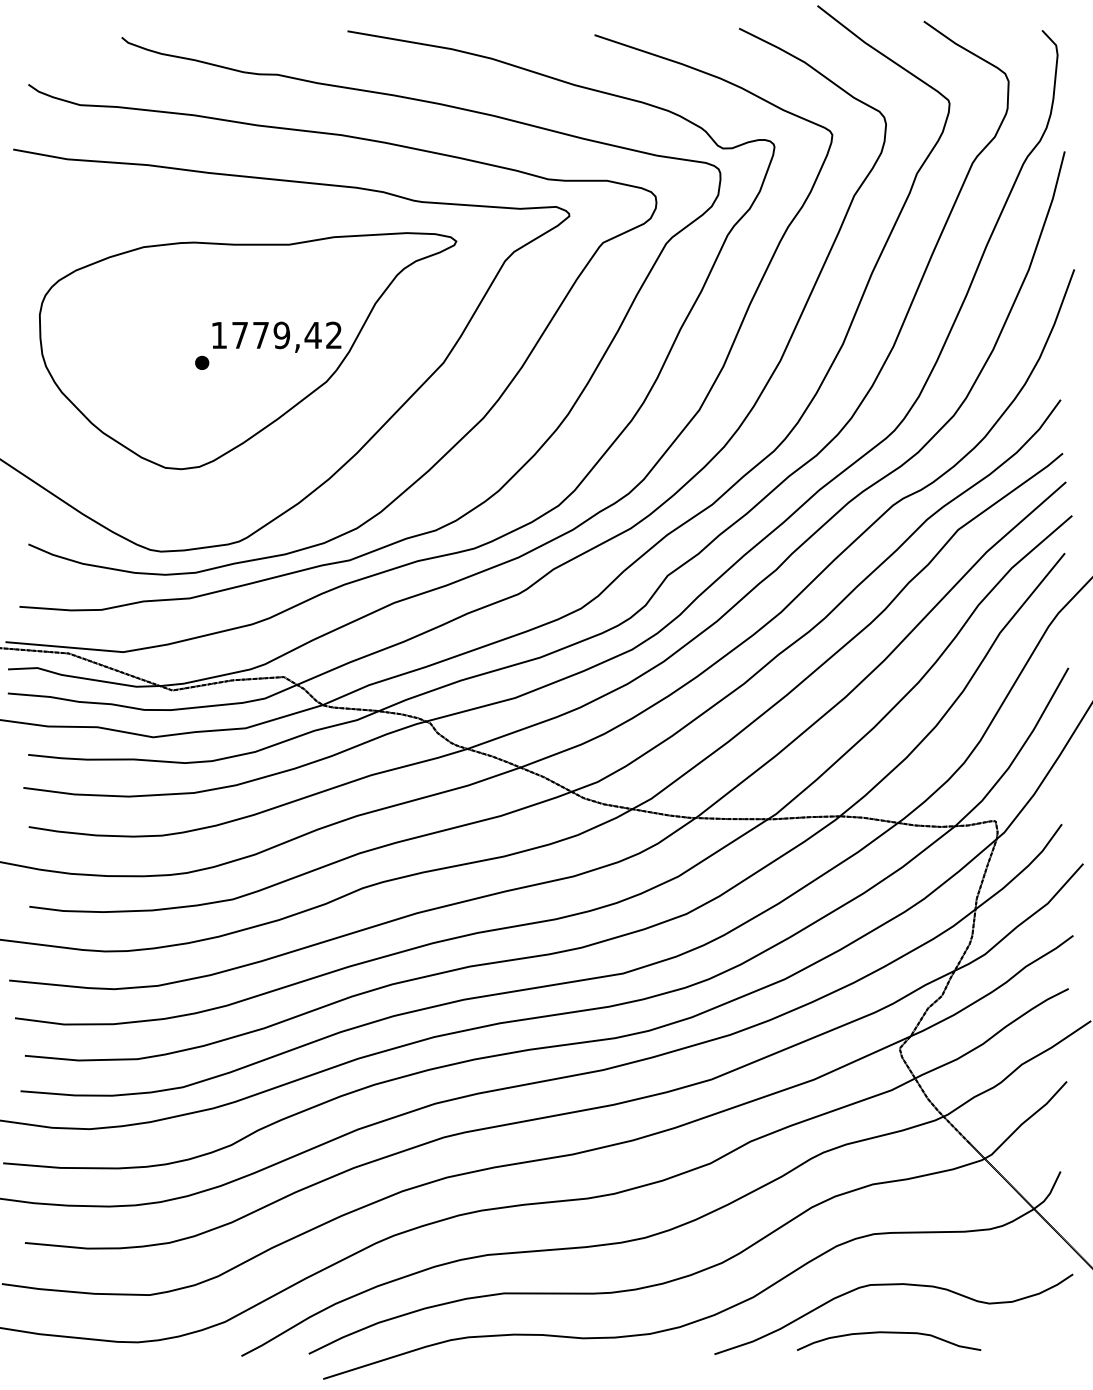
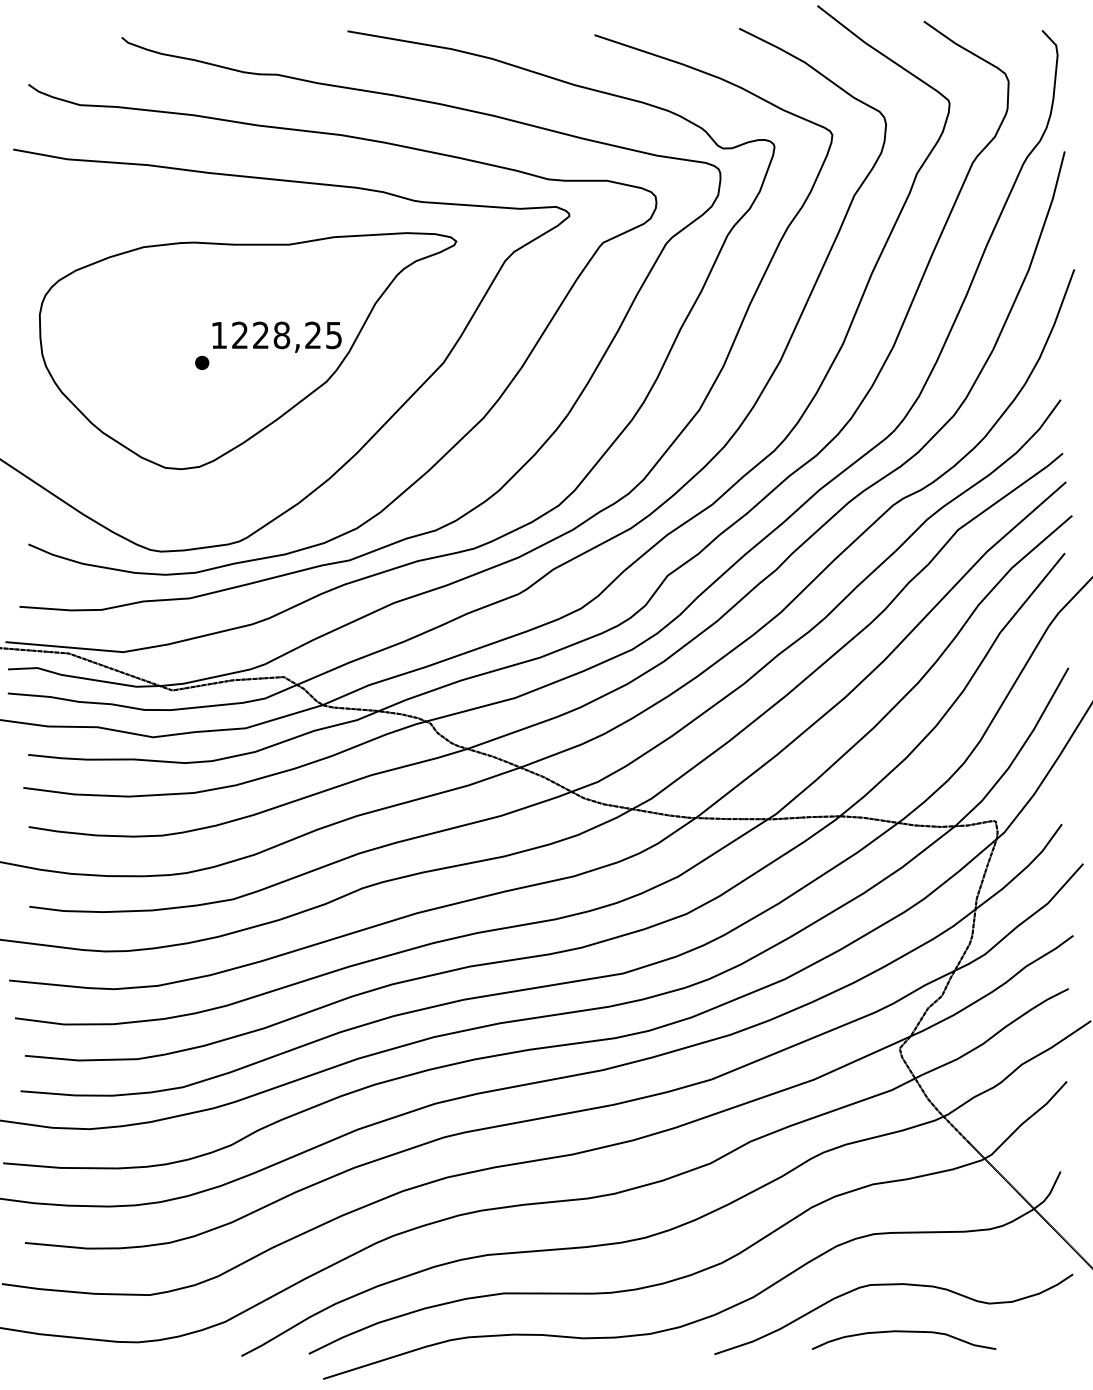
text: 1779,42 -> 1228,25 (286, 335)
part position: (888, 1333) -> (903, 1332) (903, 1332)
